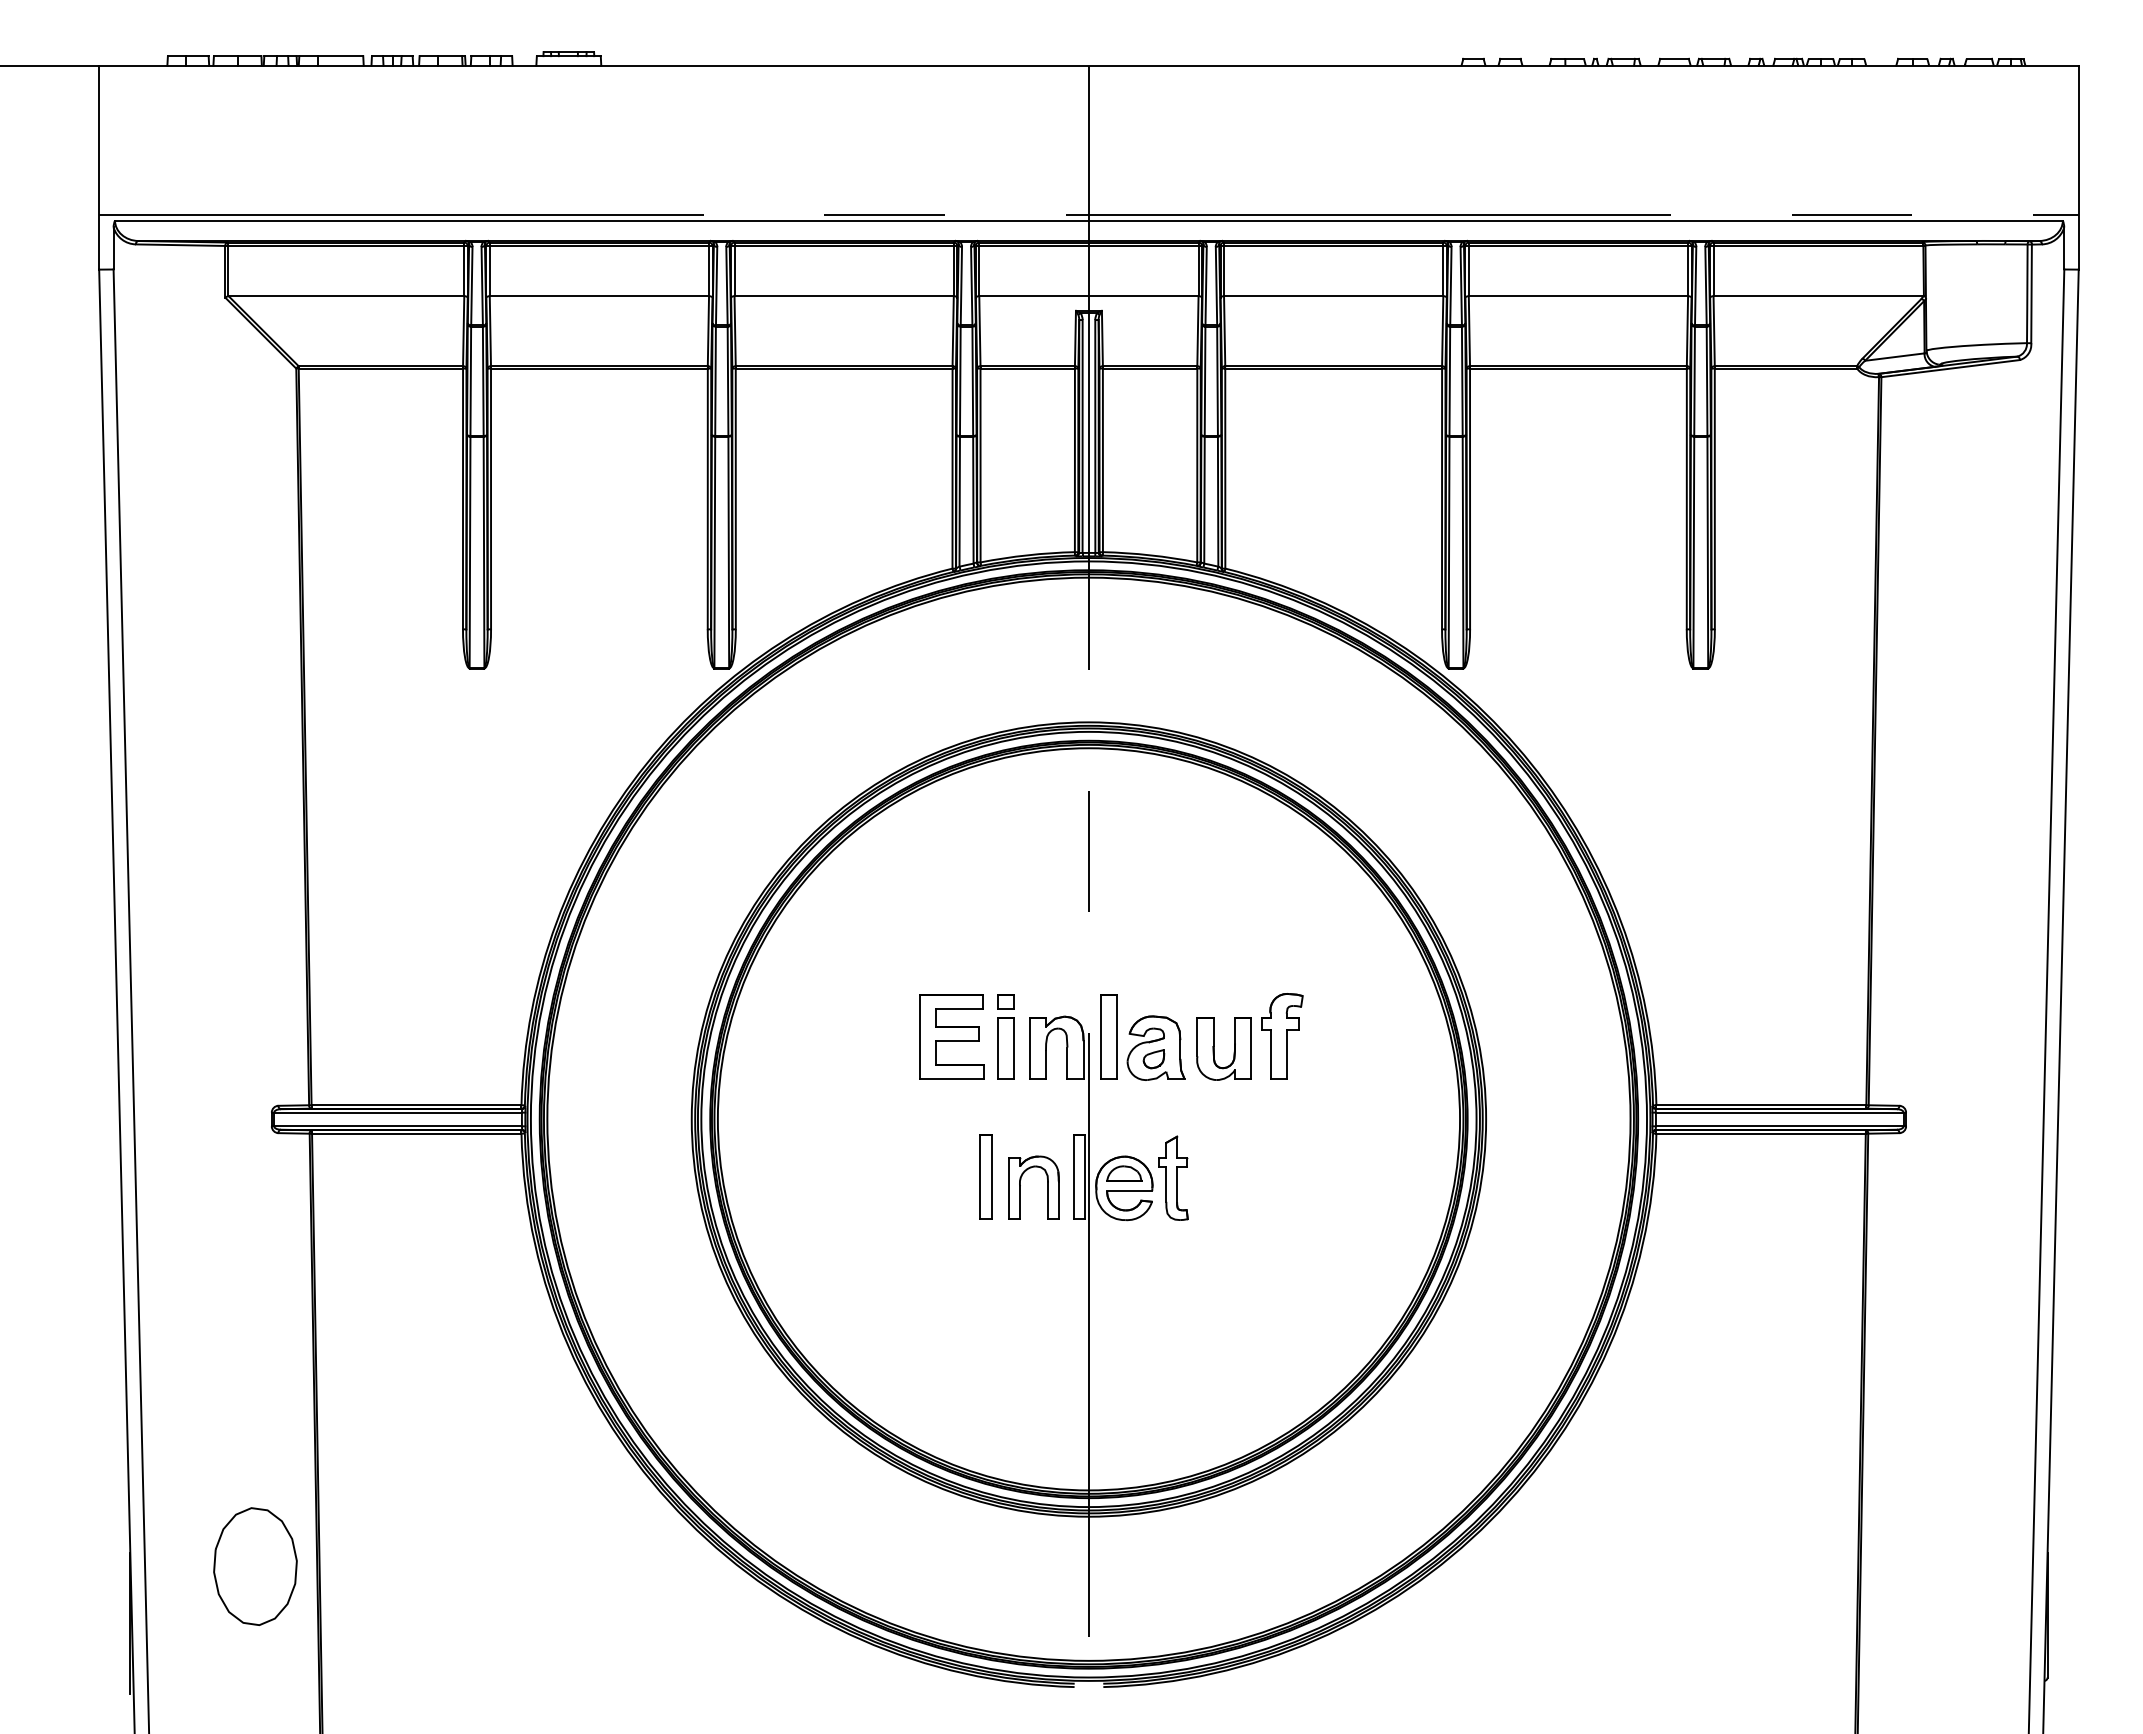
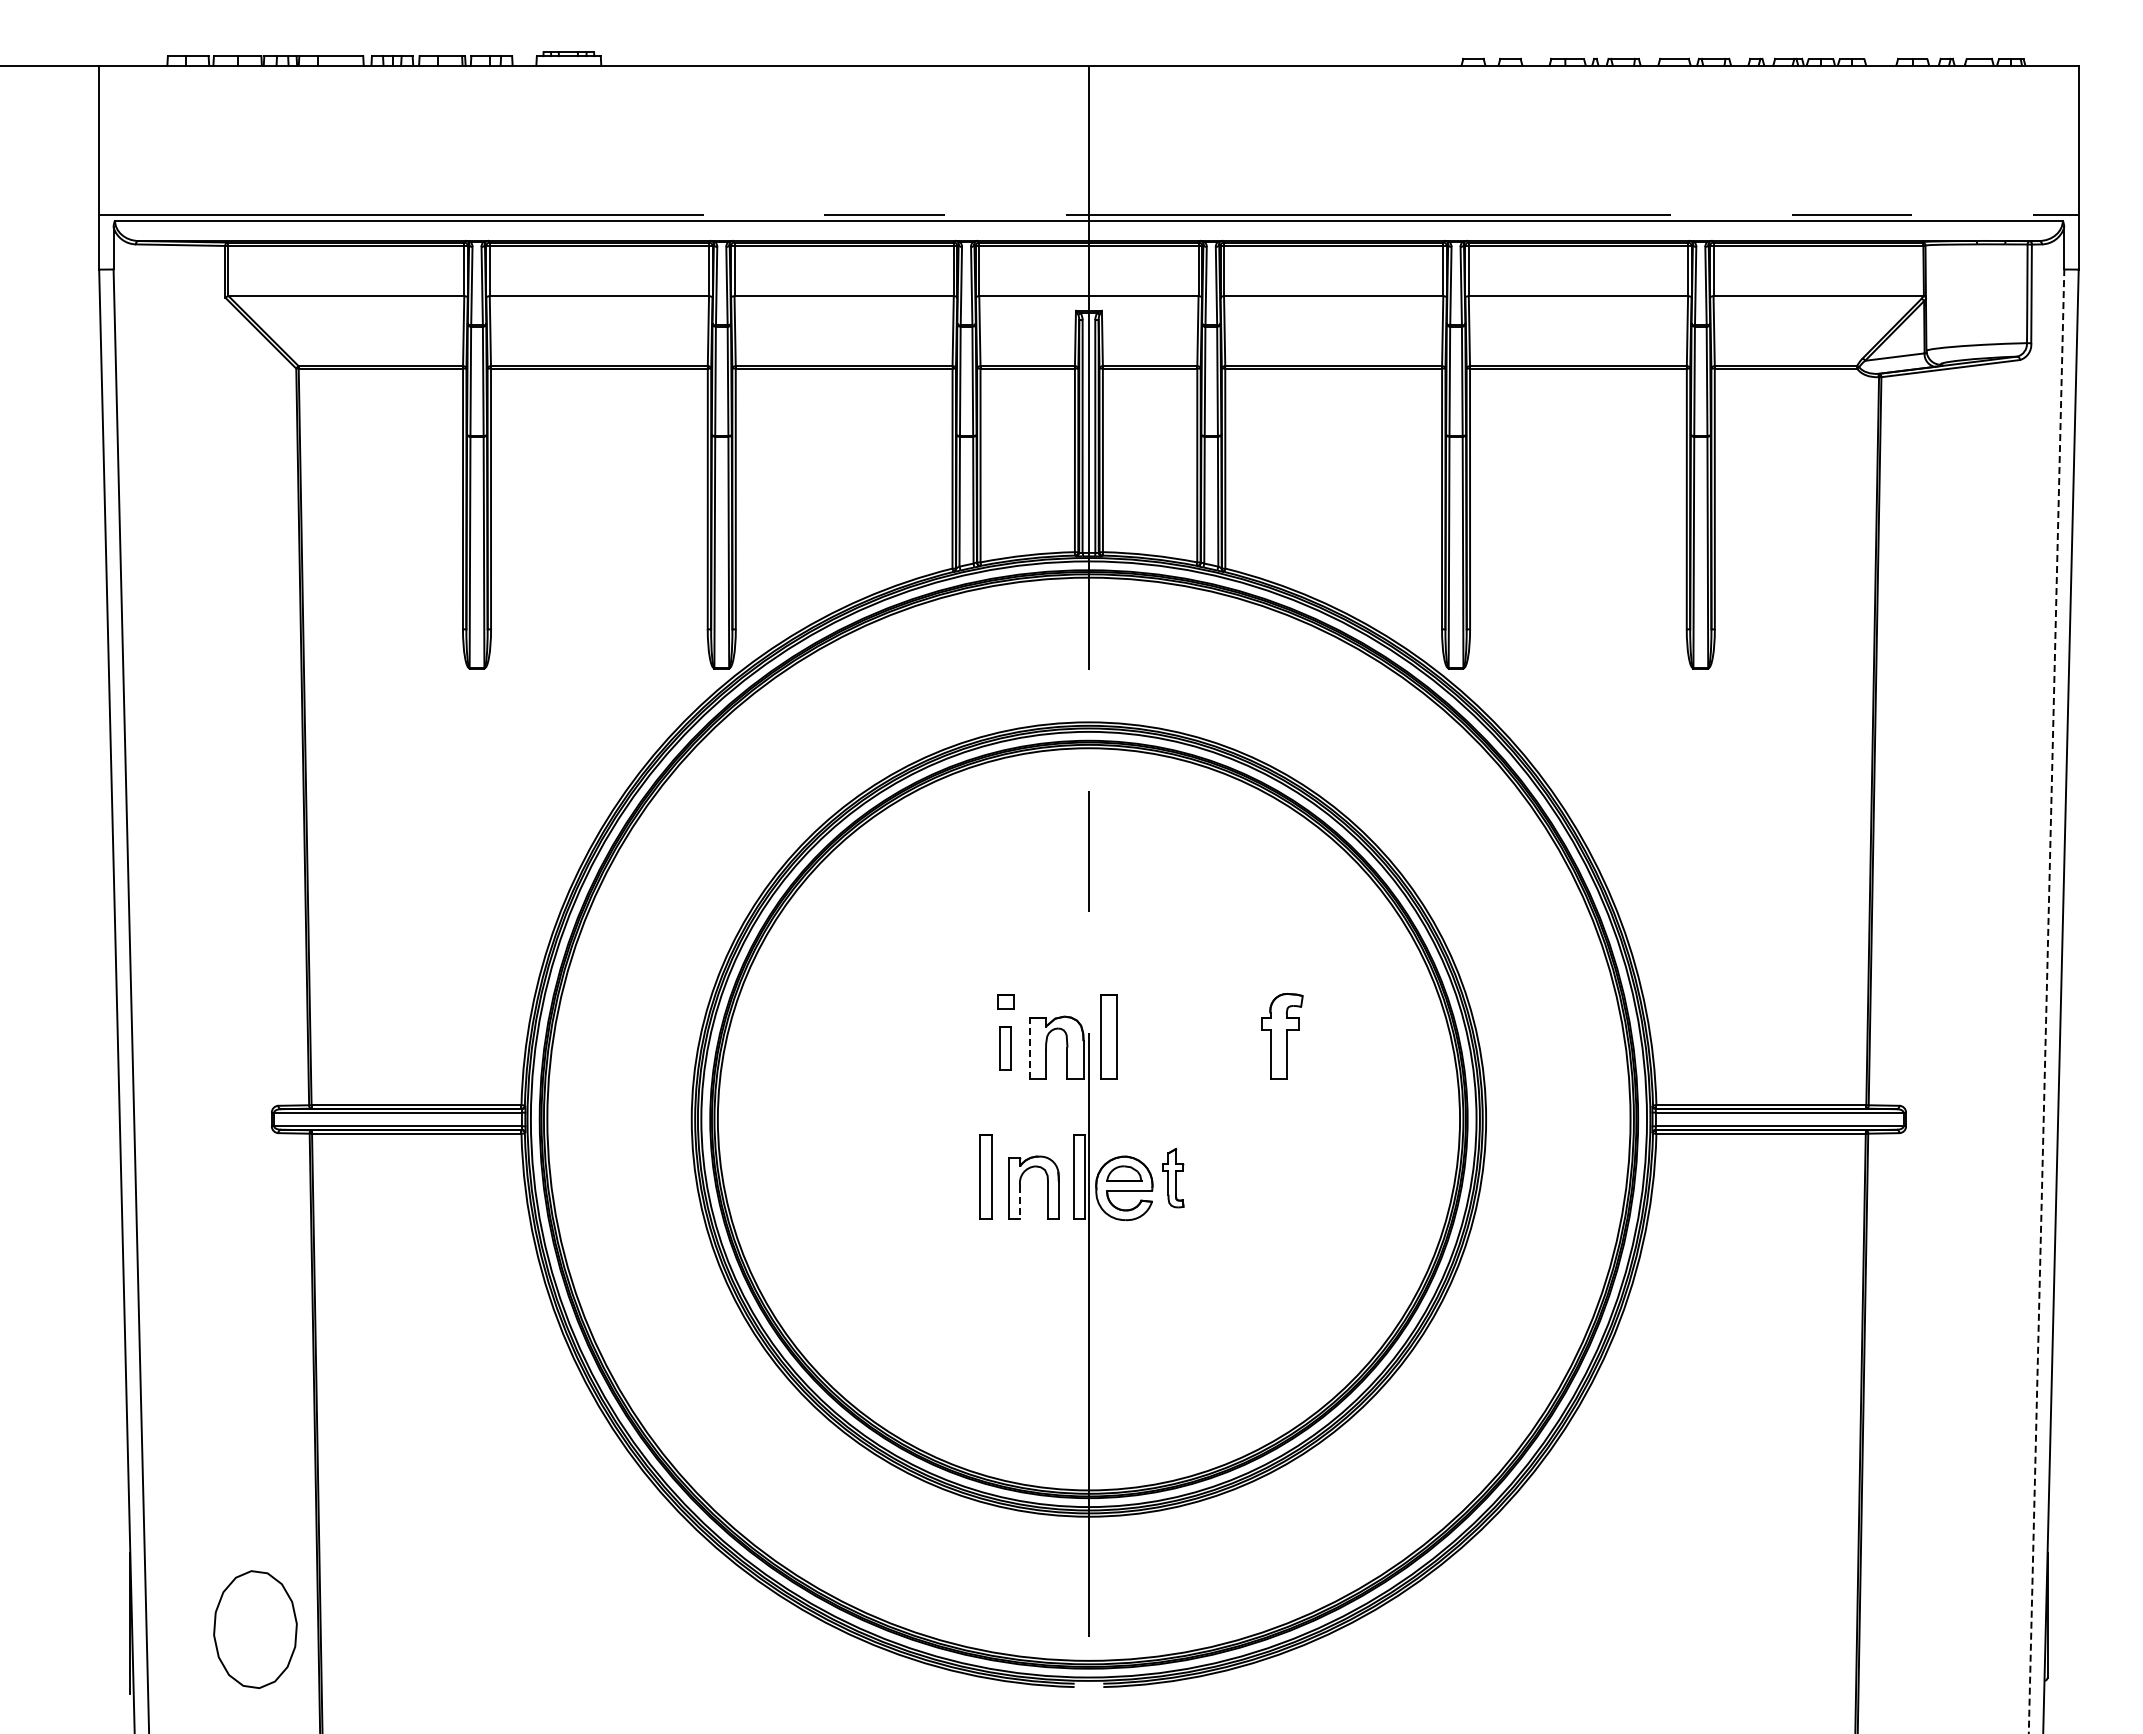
line: solid -> dashed (2046, 1001)
part: present -> none (951, 1036)
part: present -> none (1155, 1047)
part size: 18x63 px -> 13x45 px (1005, 1048)
line: solid -> dashed (1029, 1048)
part: present -> none (1214, 1048)
part size: 31x86 px -> 23x61 px (1173, 1178)
line: solid -> dashed (1020, 1203)
part position: (255, 1566) -> (255, 1629) (255, 1629)
